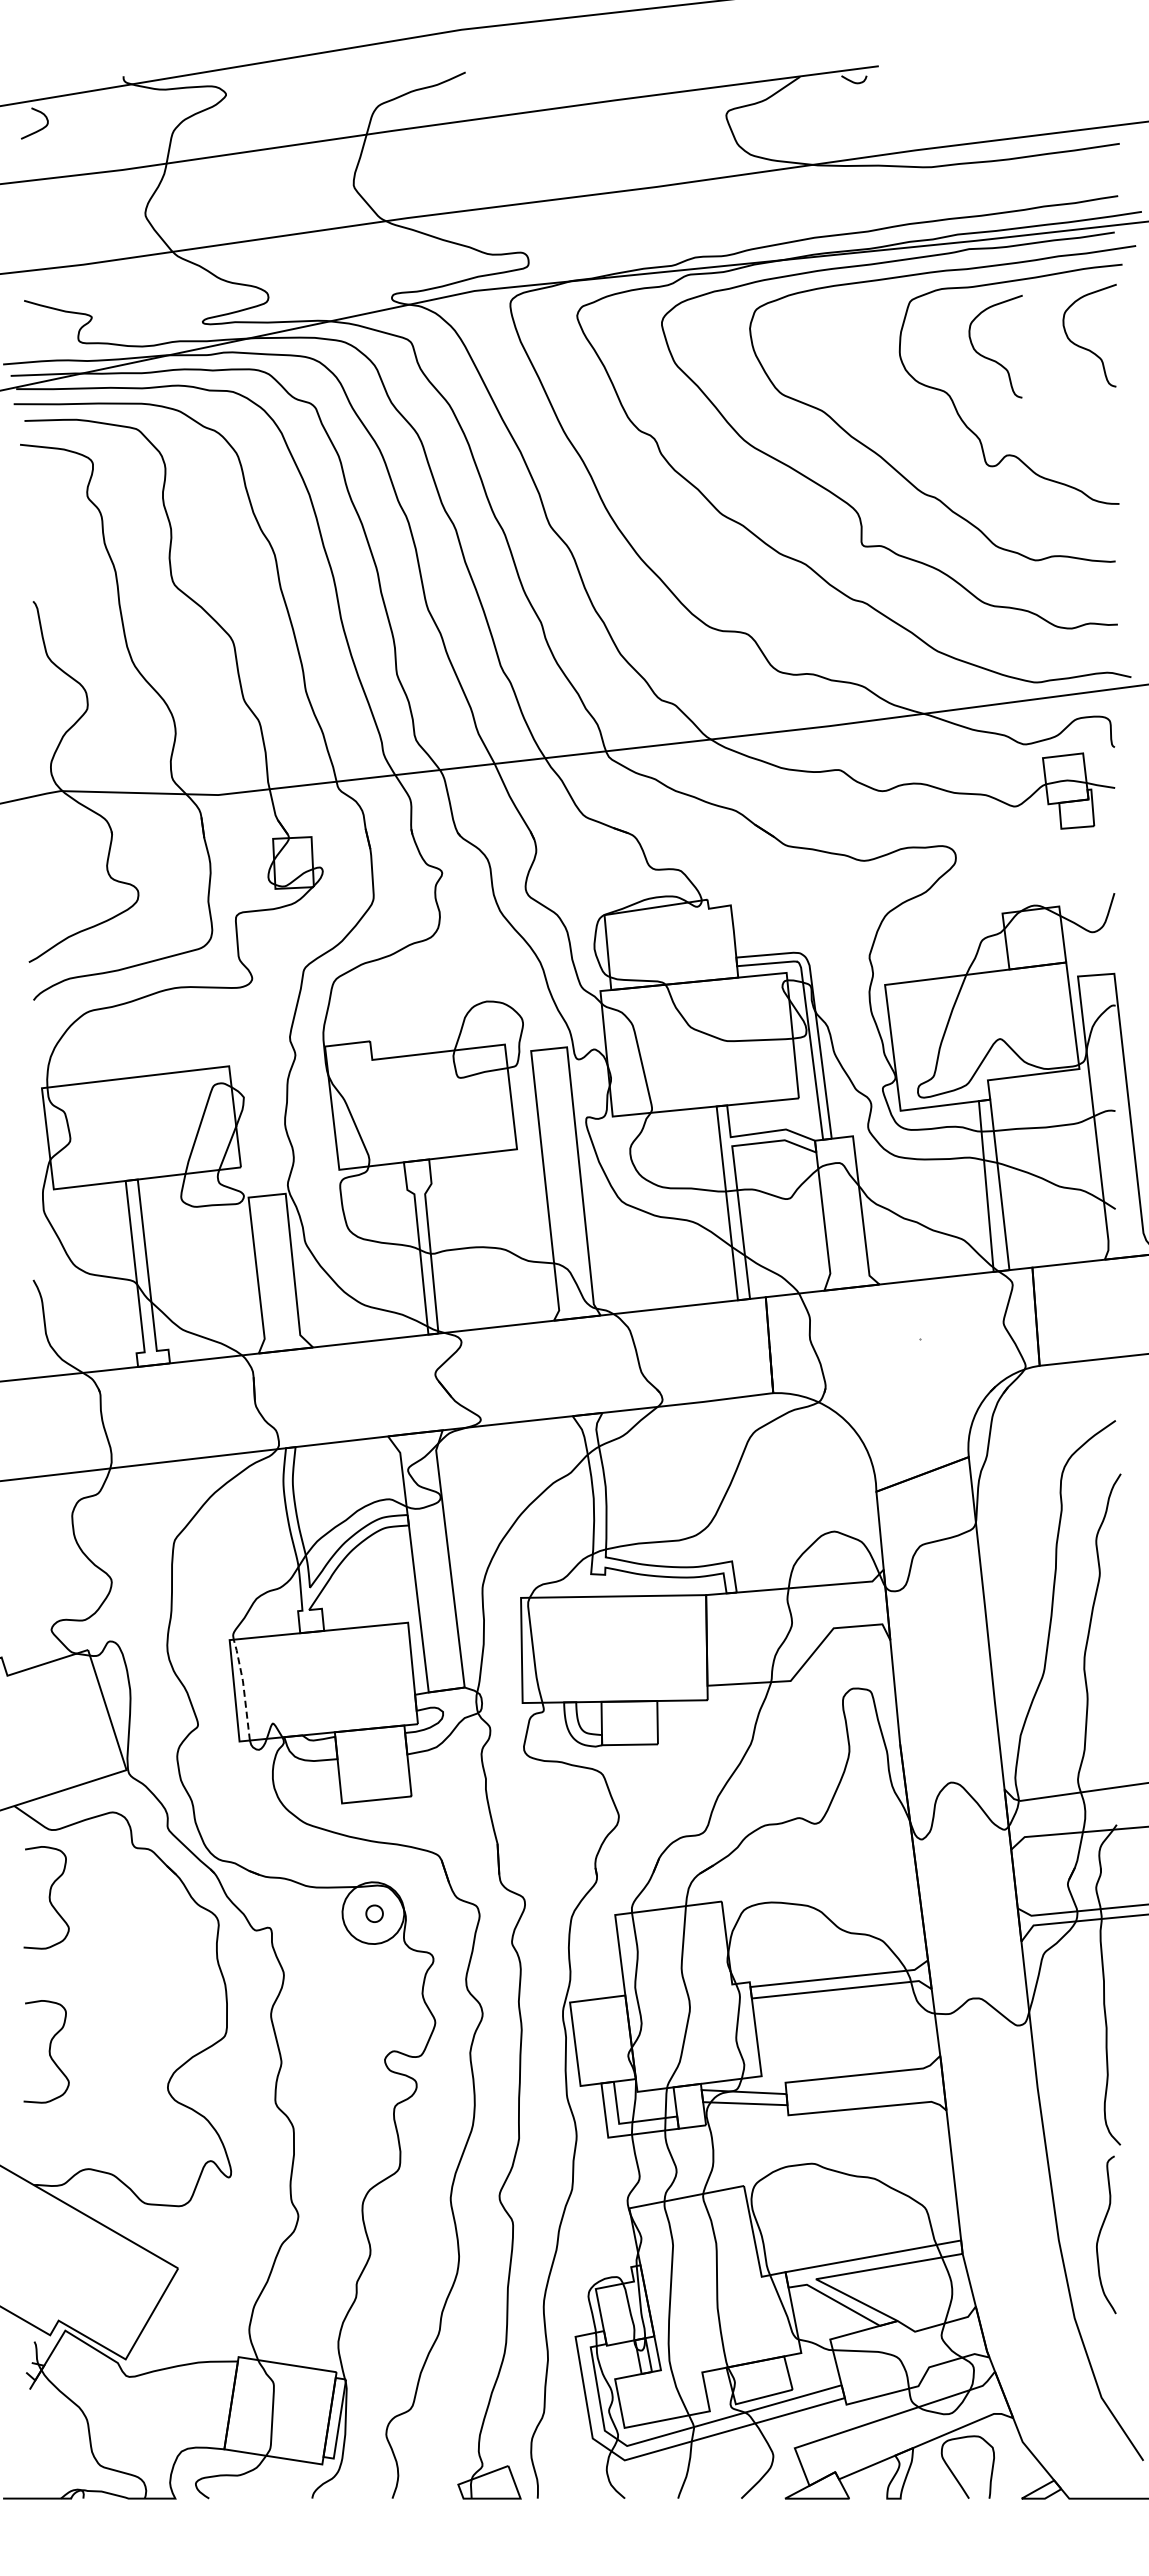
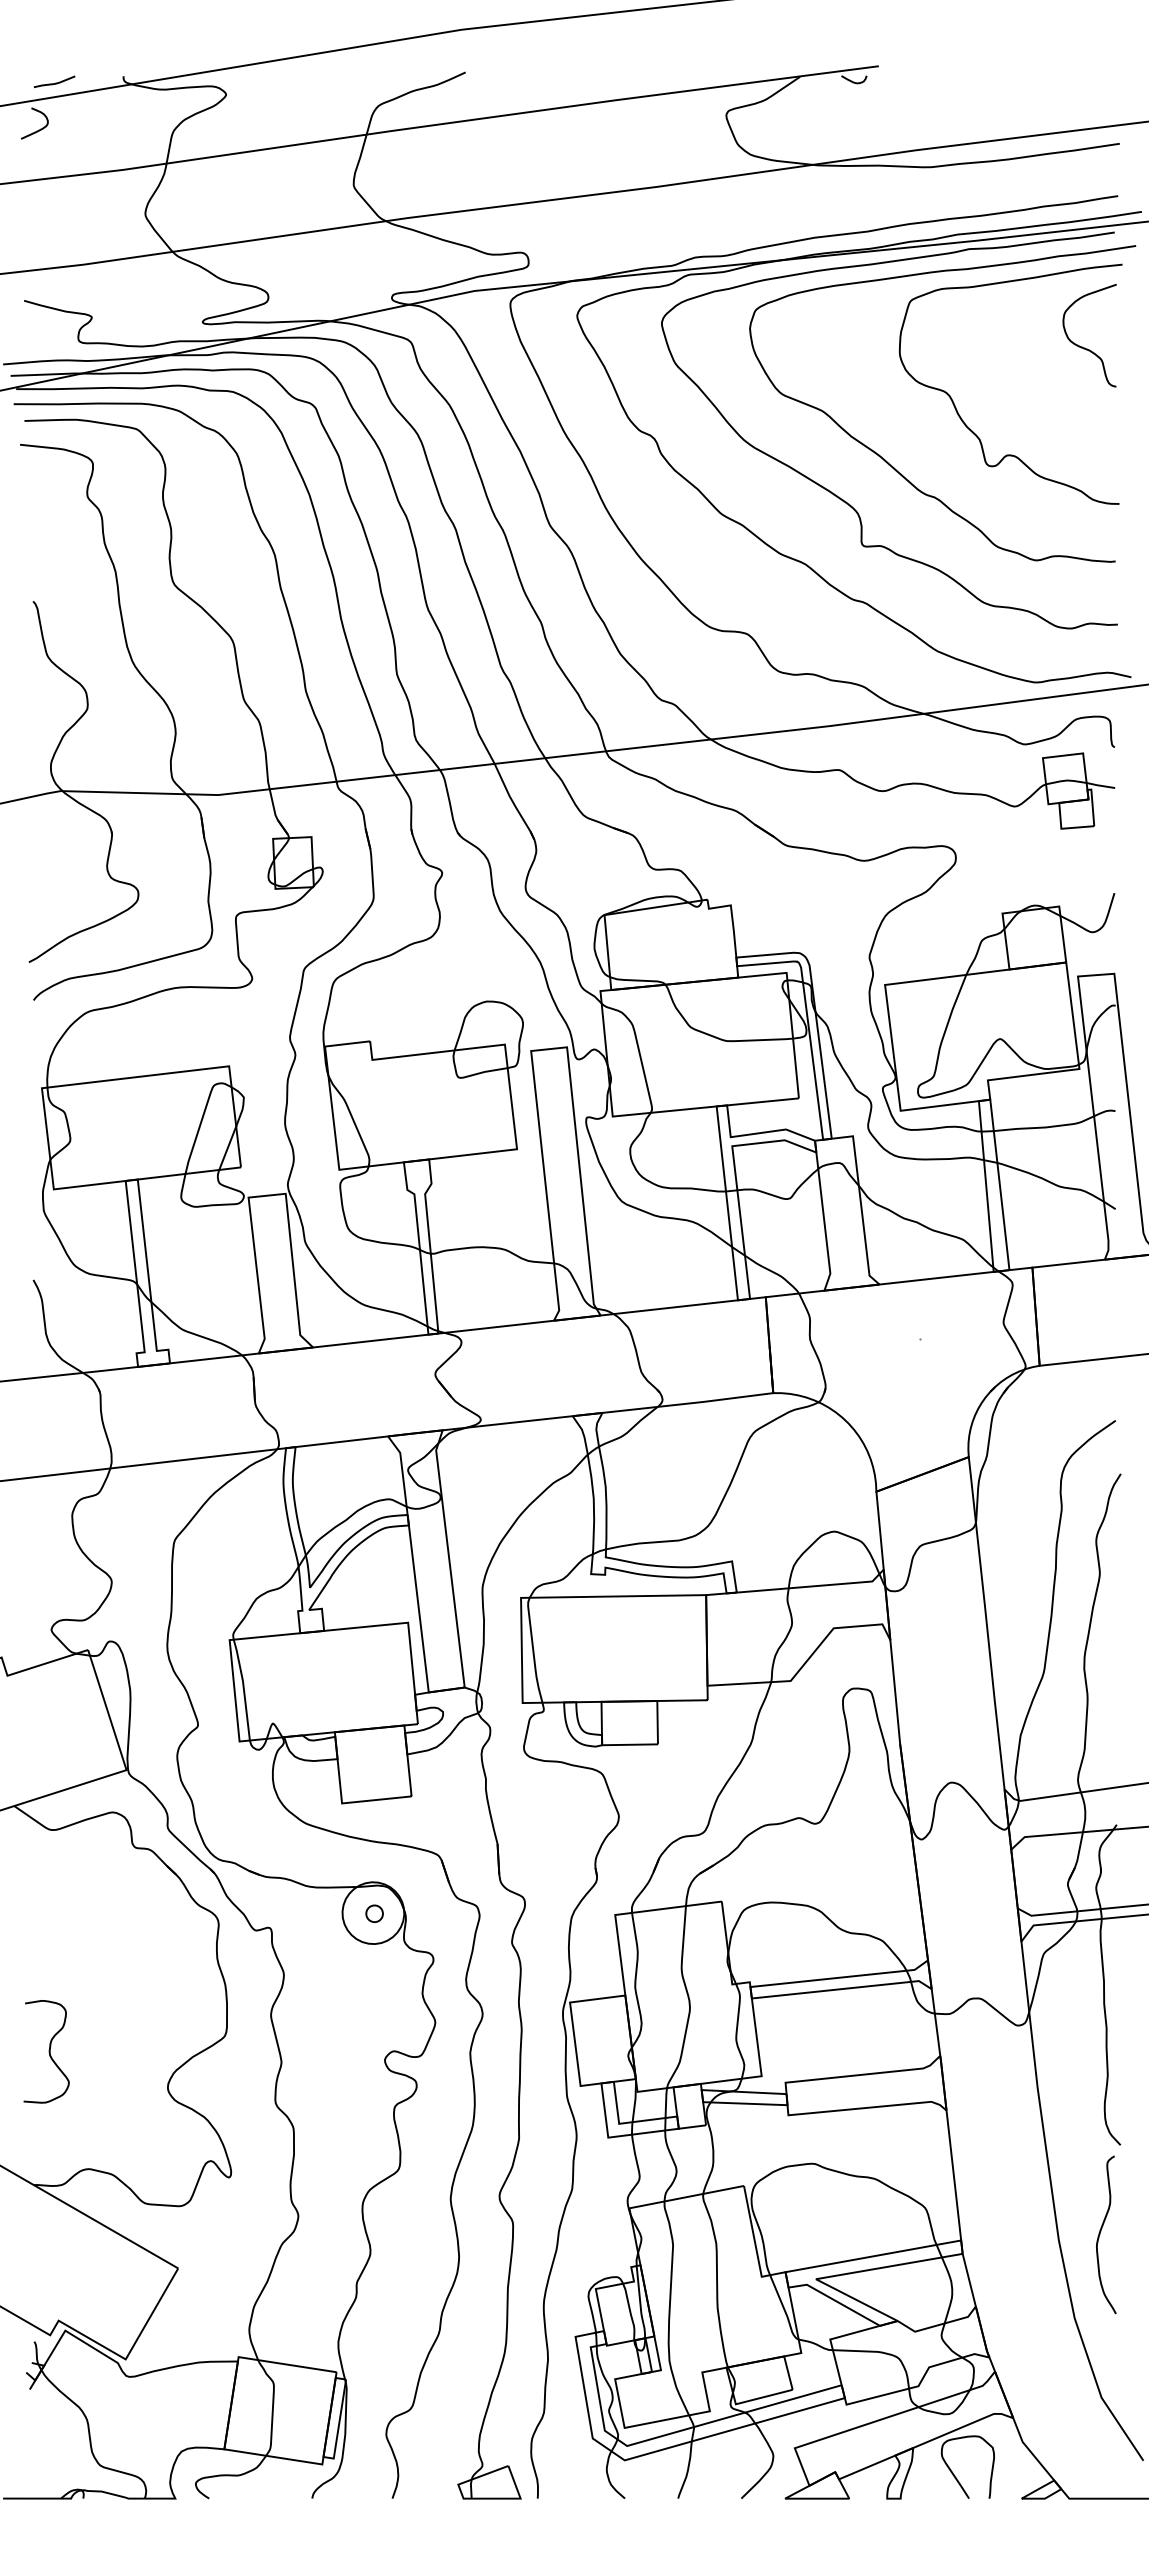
line: none -> present (55, 82)
curve: present -> none (990, 358)
line: dashed -> solid (243, 1687)
curve: present -> none (48, 1897)
